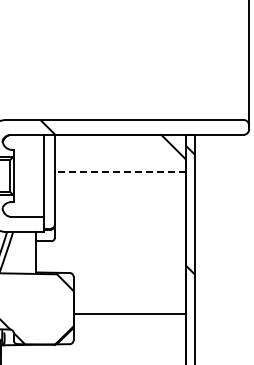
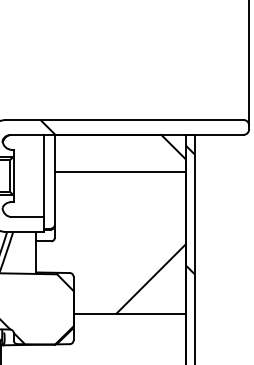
line: dashed -> solid (119, 172)
hatch: none -> present (150, 279)
